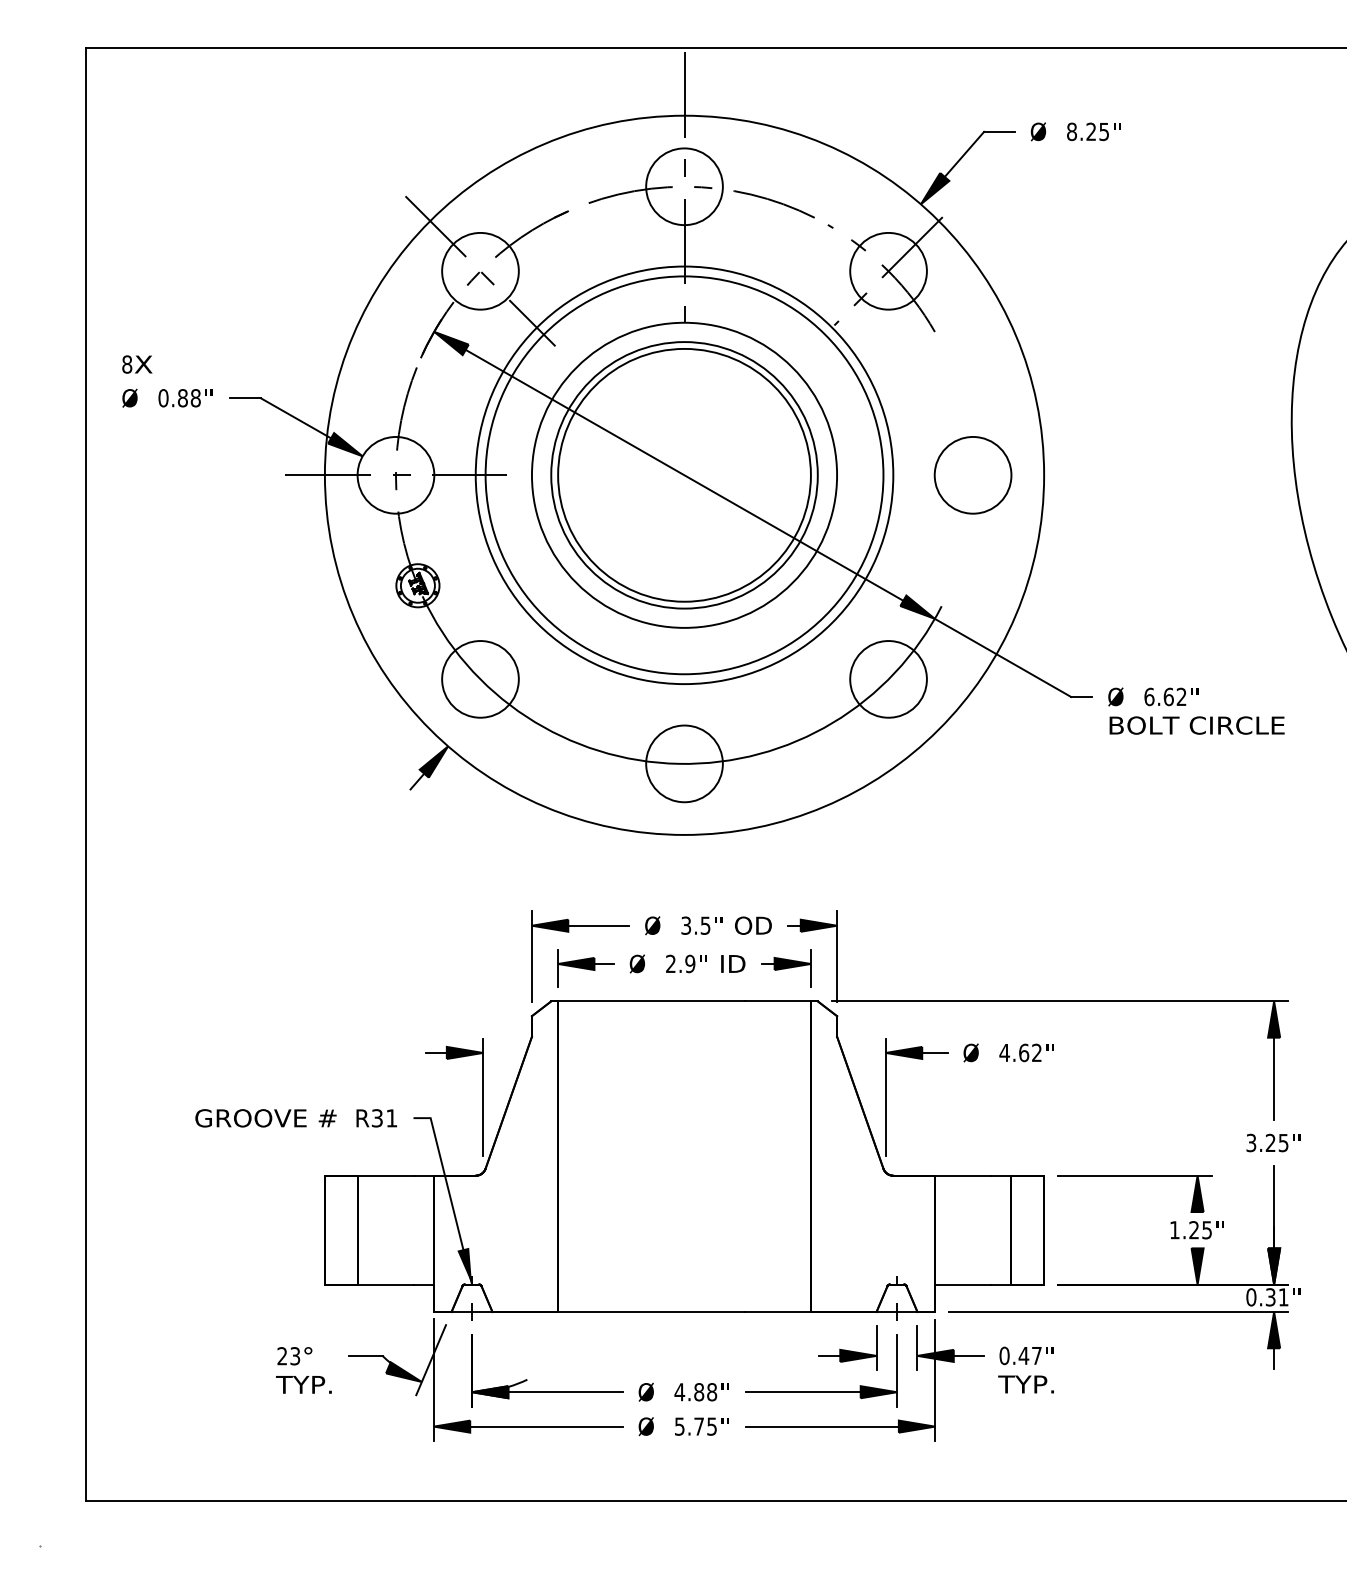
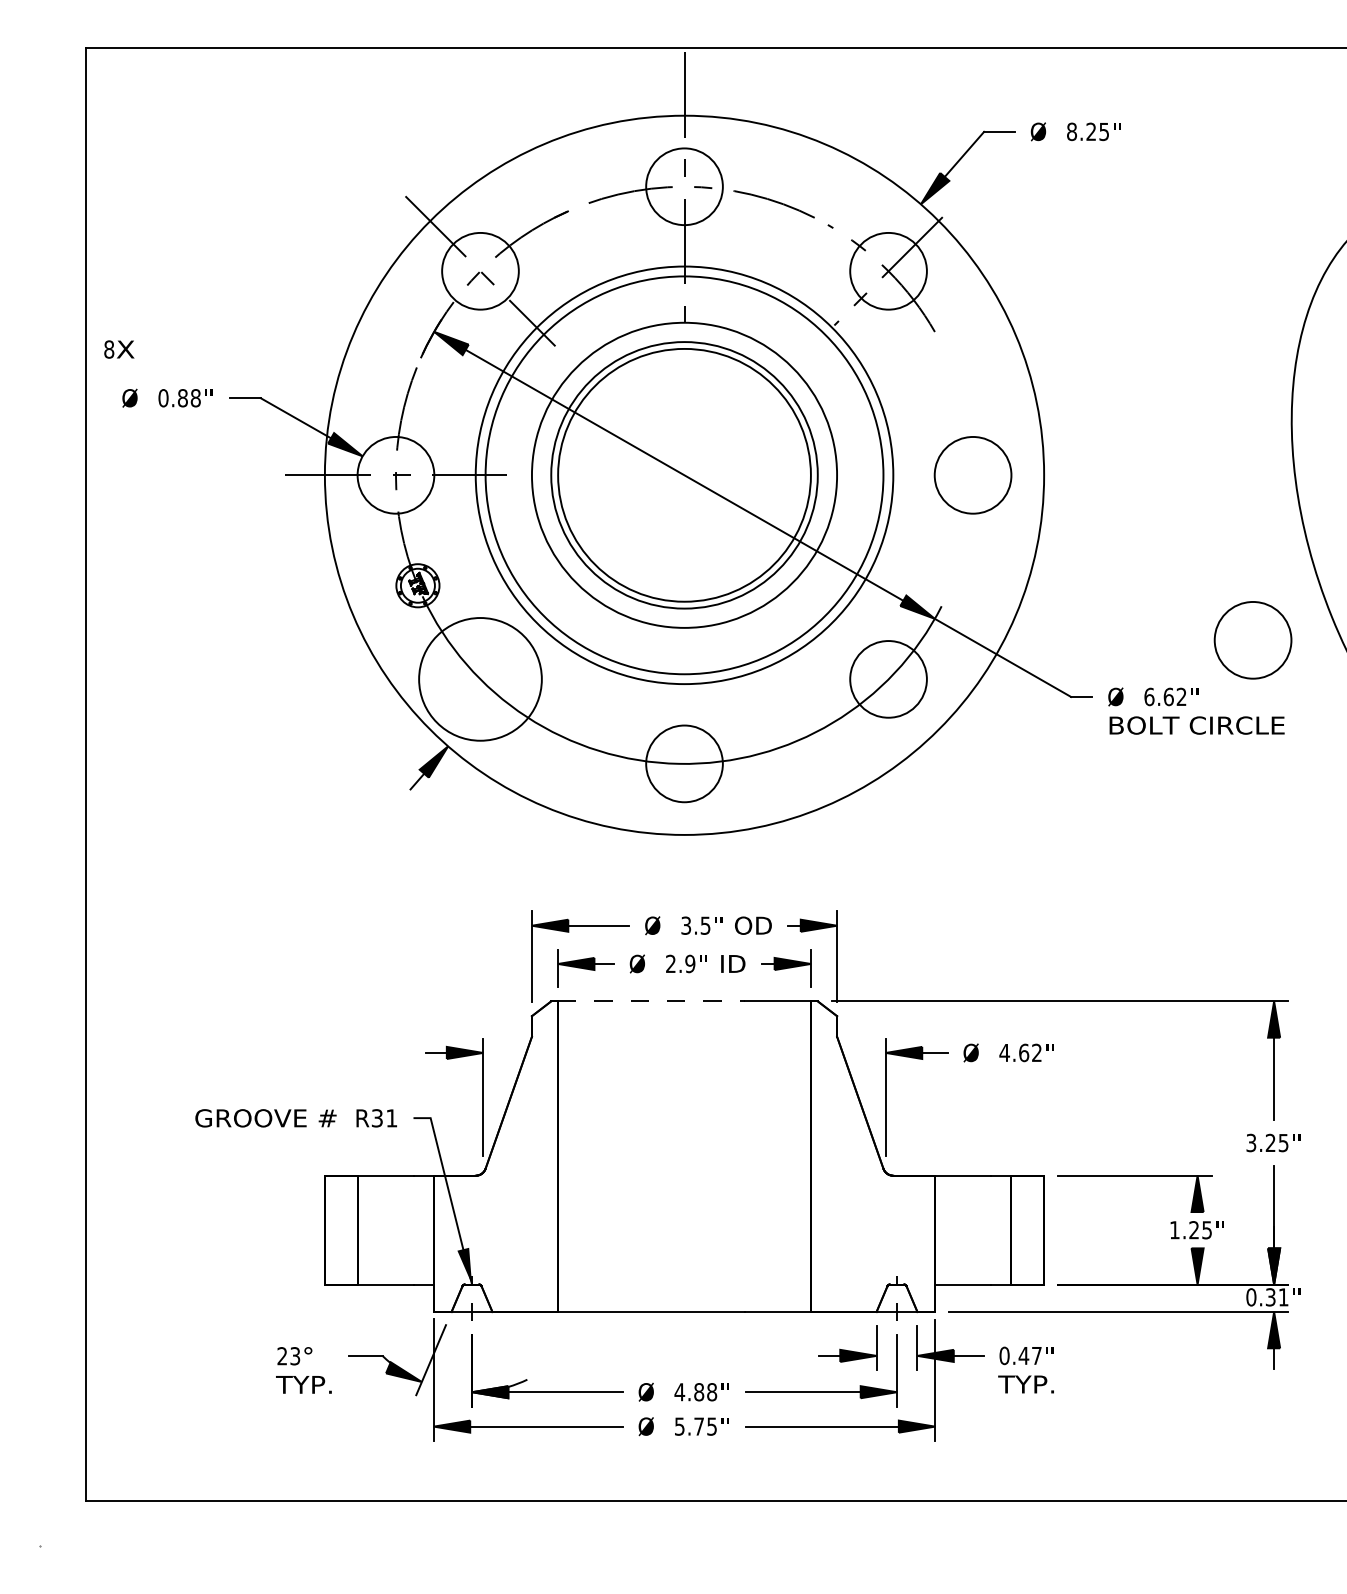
text position: (137, 364) -> (119, 349) (119, 349)
circle: none -> present (1252, 640)
circle diameter: 77 px -> 123 px (480, 679)
line: solid -> dashed (651, 1001)
